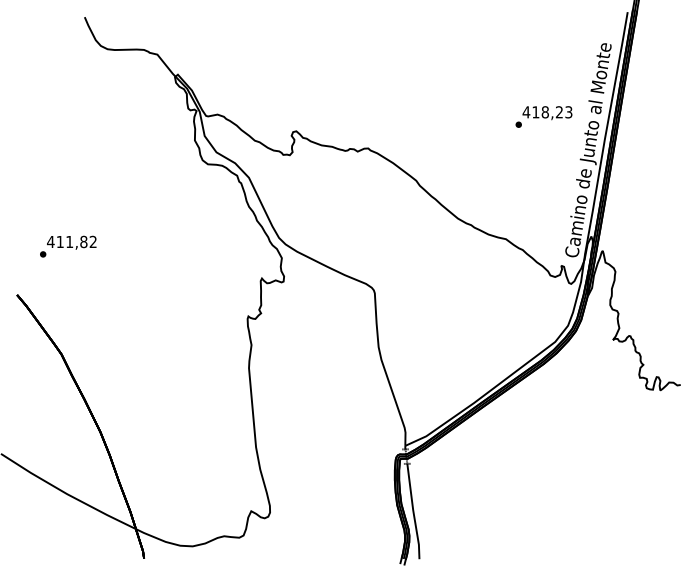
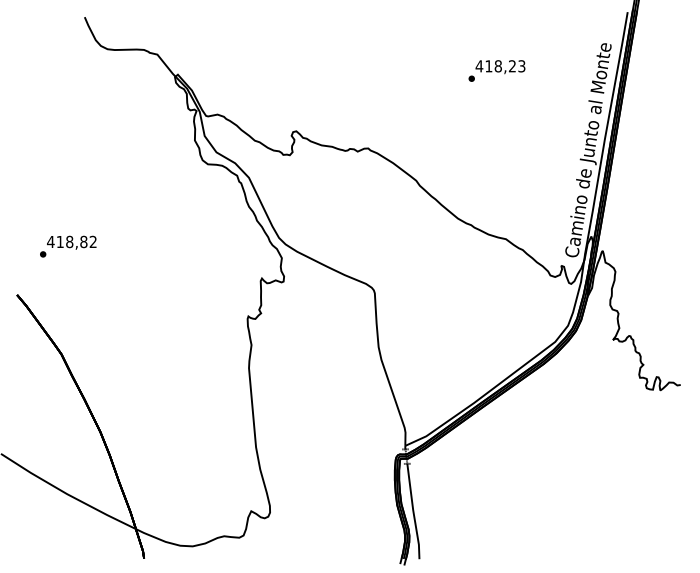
text position: (543, 116) -> (496, 70) (496, 70)
text: 411,82 -> 418,82 (69, 241)
